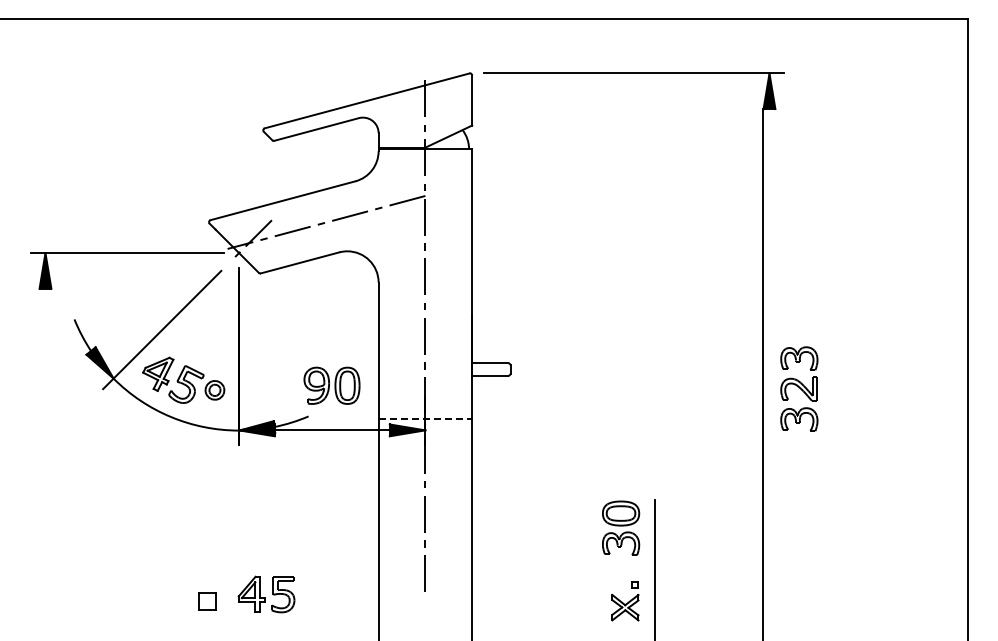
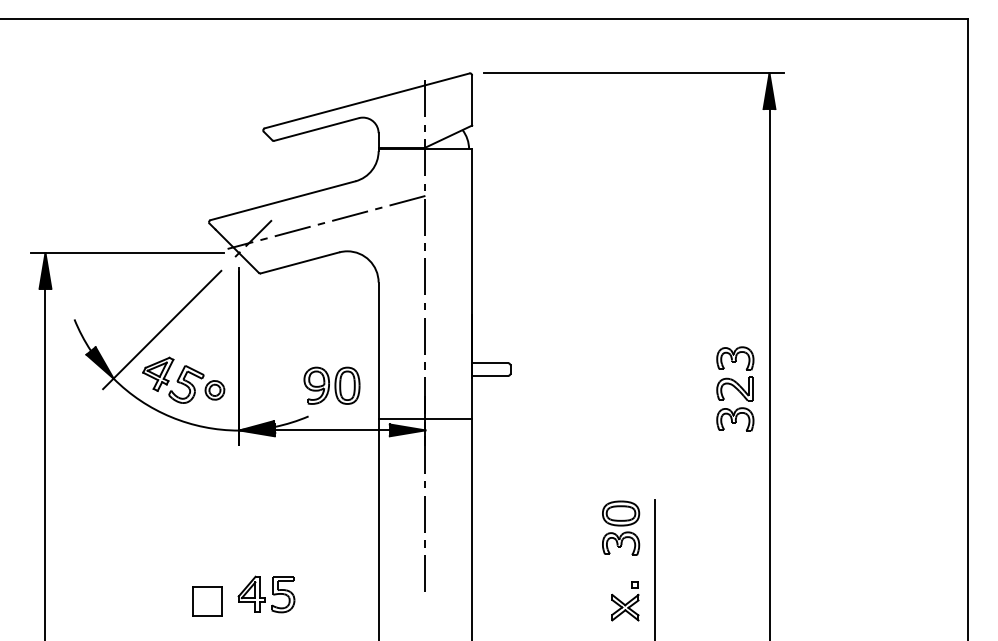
line position: (762, 373) -> (769, 373) (769, 373)
part position: (799, 388) -> (735, 388) (735, 388)
line: dashed -> solid (425, 419)
line: none -> present (45, 462)
part size: 19x19 px -> 31x31 px (207, 601)
